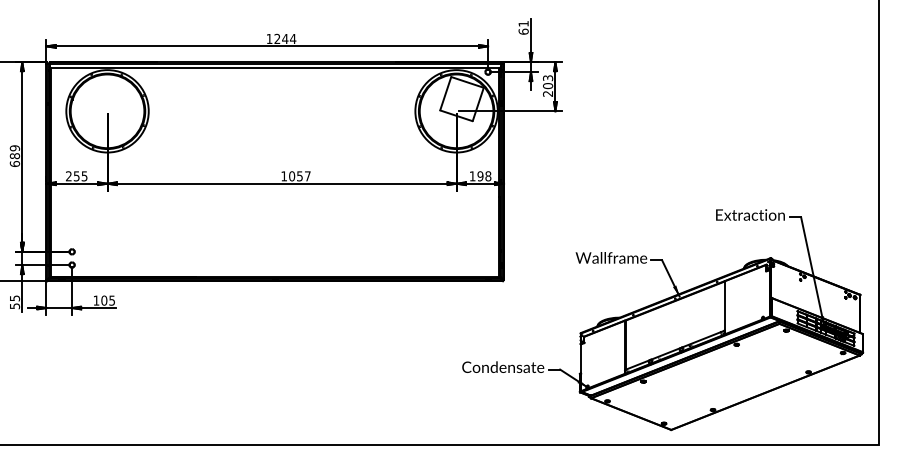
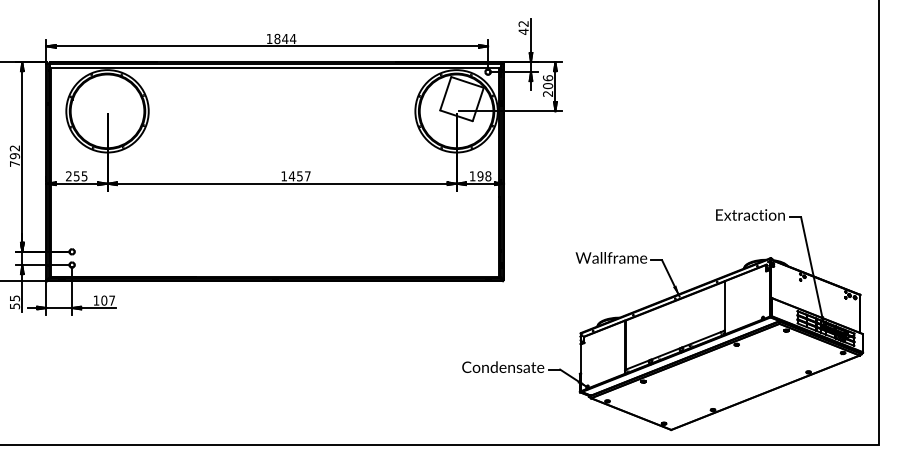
text: 61 -> 42 (523, 27)
text: 1244 -> 1844 (277, 39)
text: 203 -> 206 (548, 78)
text: 689 -> 792 (14, 155)
text: 1057 -> 1457 (291, 176)
text: 105 -> 107 (111, 300)
